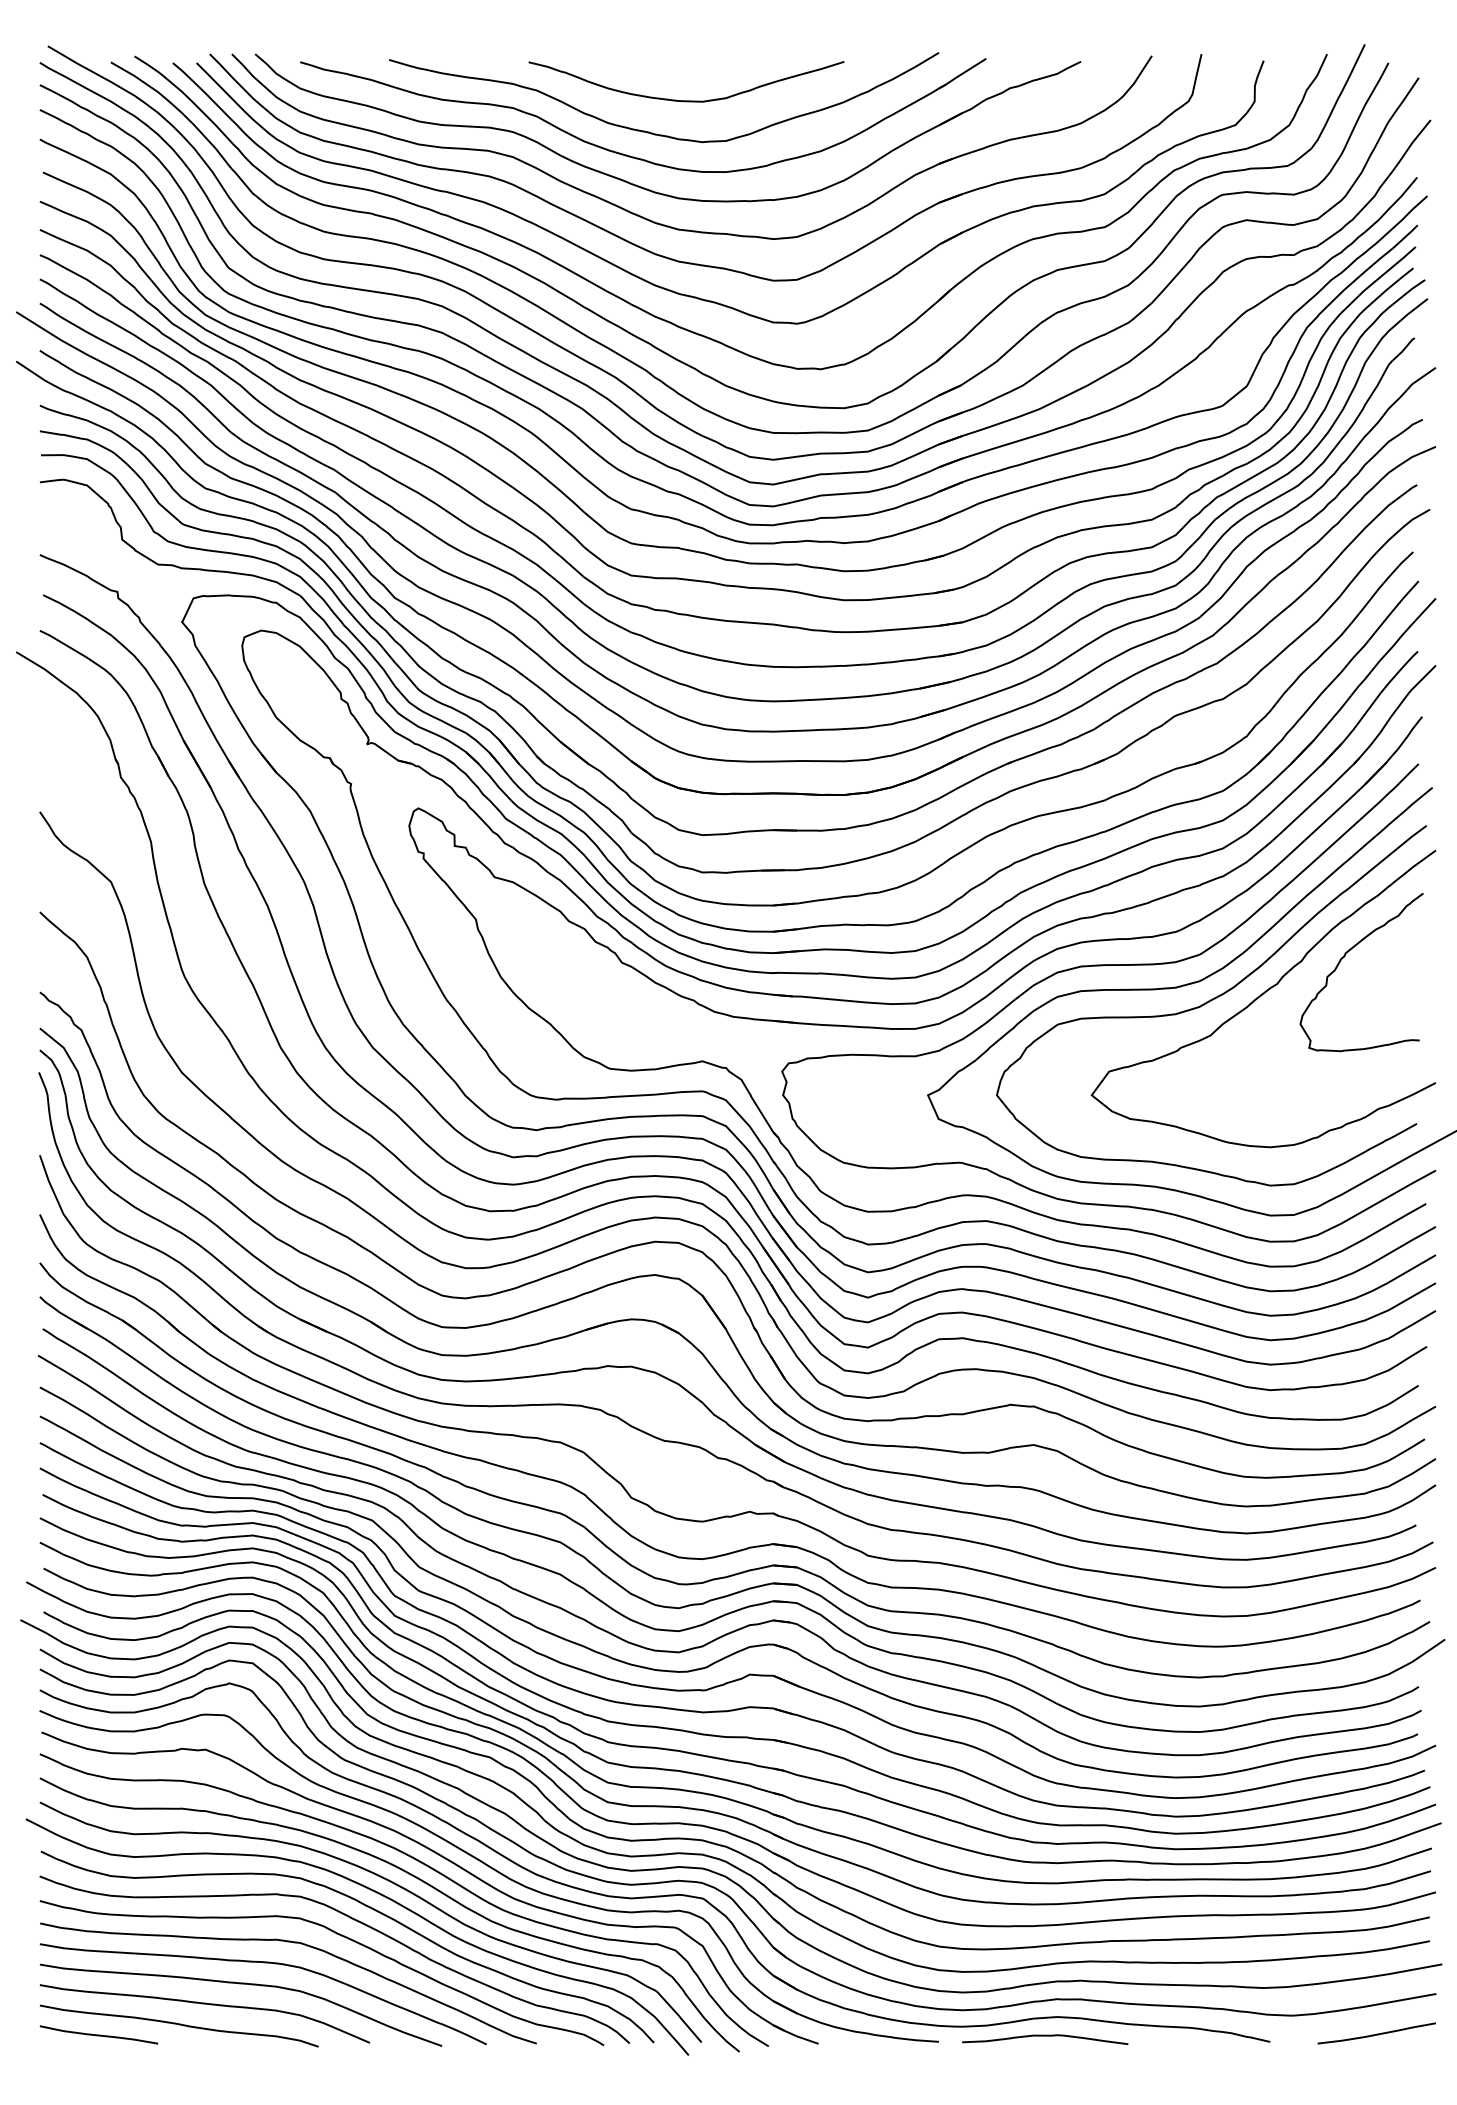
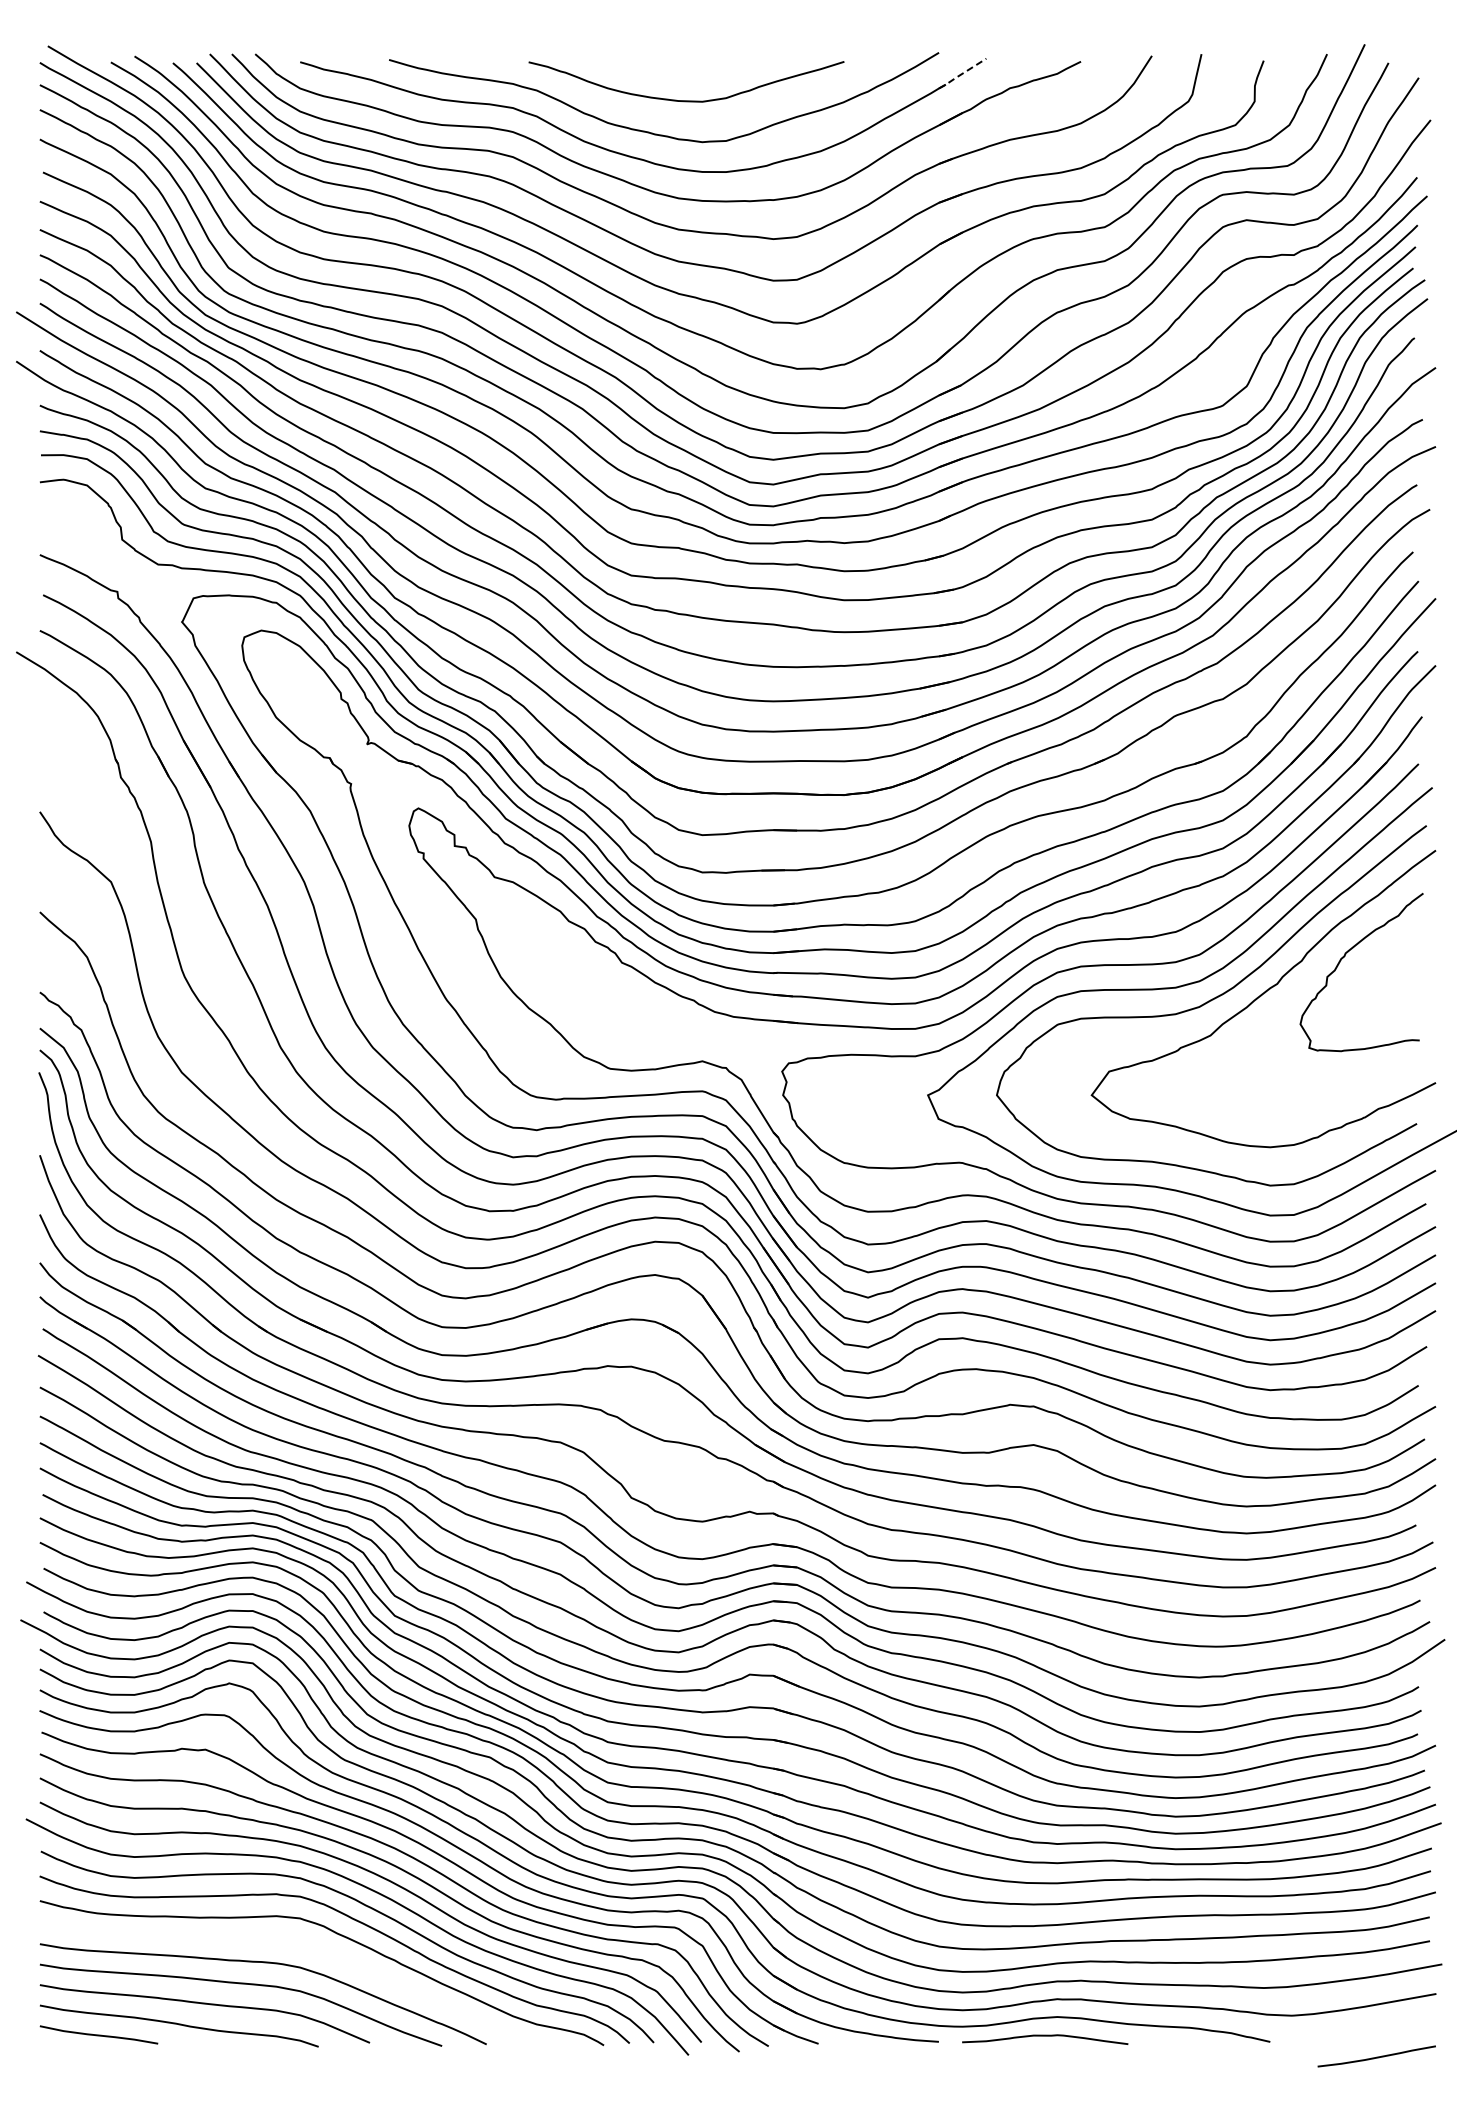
line: solid -> dashed (961, 74)
curve: present -> none (293, 1943)
curve position: (1376, 2033) -> (1376, 2056) (1376, 2056)
